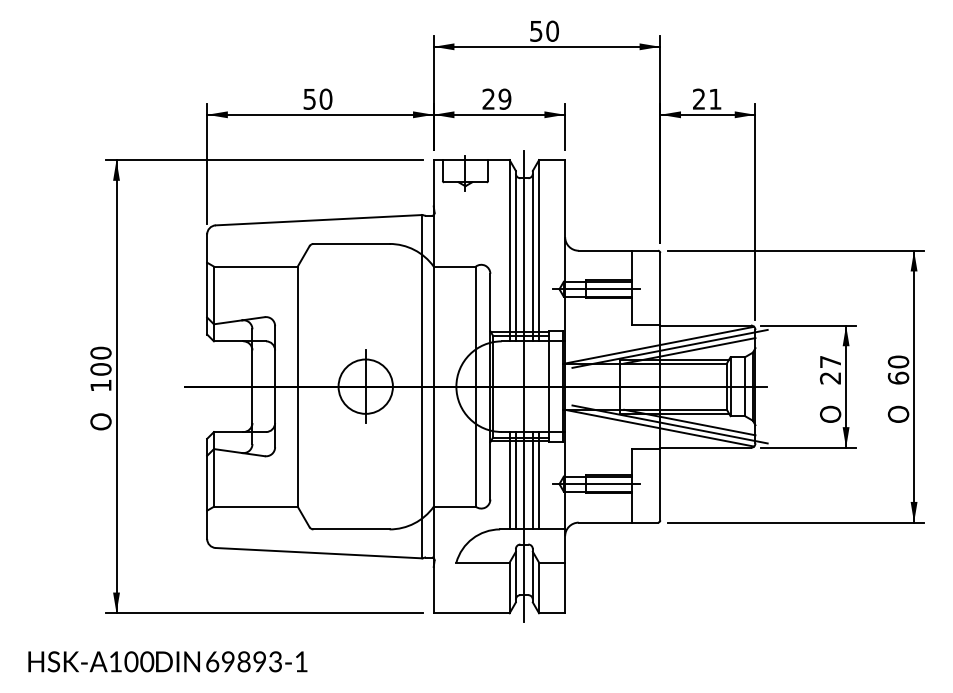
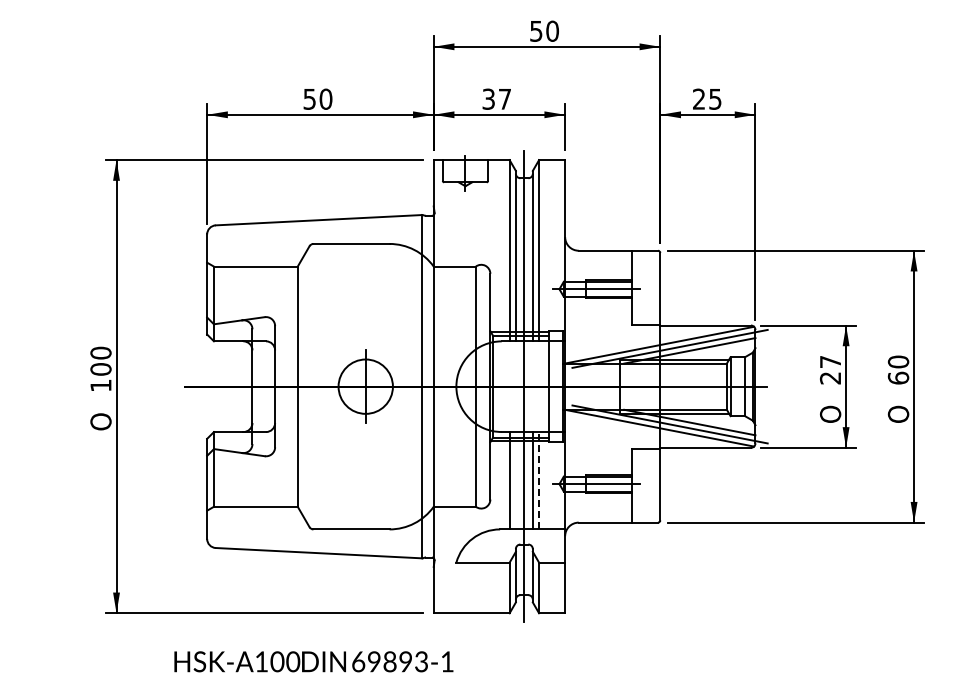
text: 29 -> 37 (496, 98)
text: 21 -> 25 (715, 99)
line: present -> none (515, 480)
line: solid -> dashed (539, 480)
text position: (167, 661) -> (313, 661) (313, 661)
